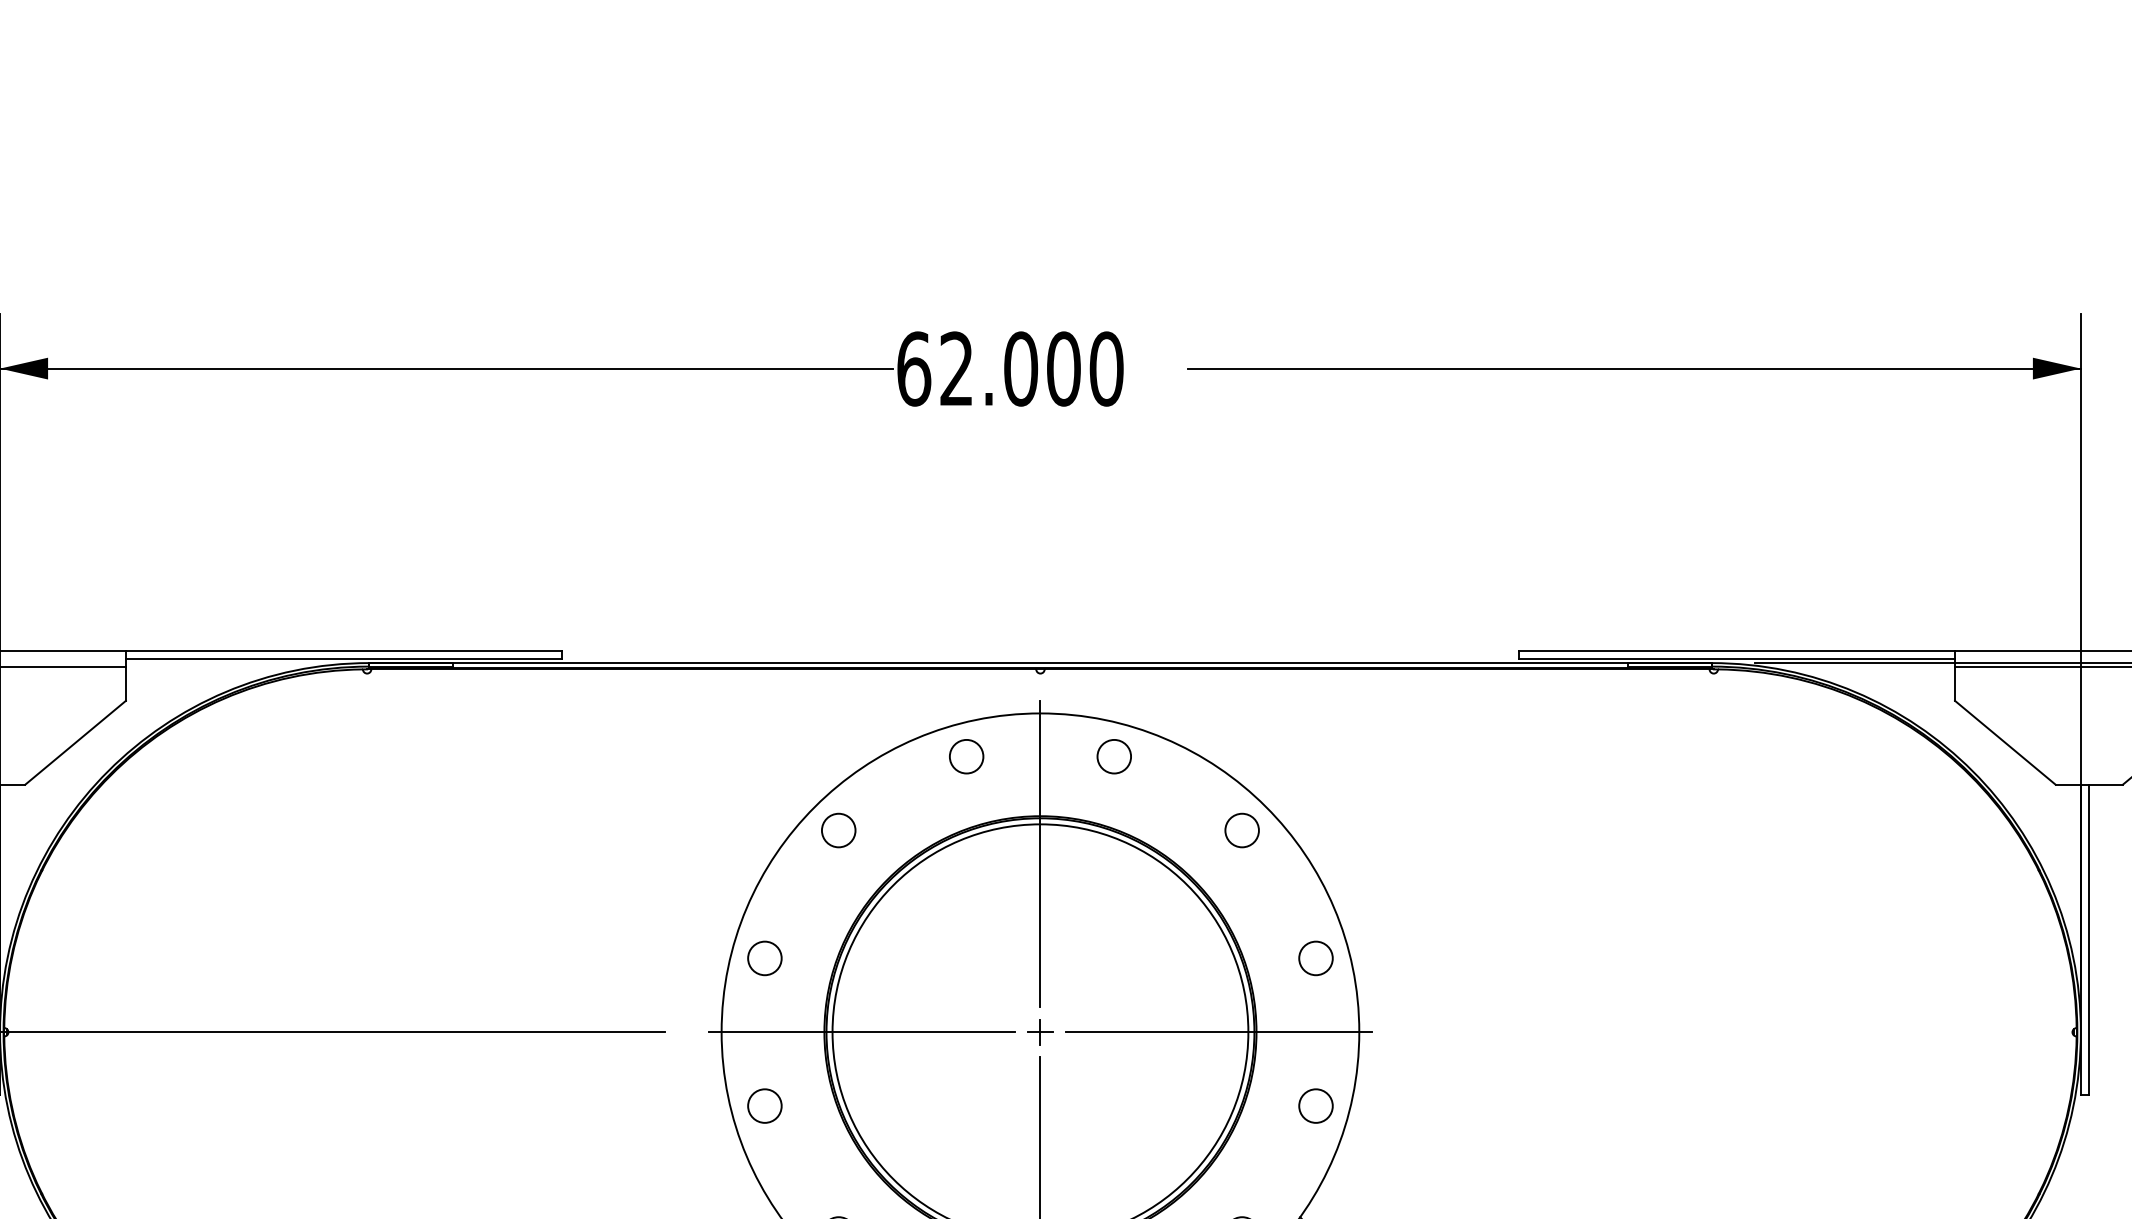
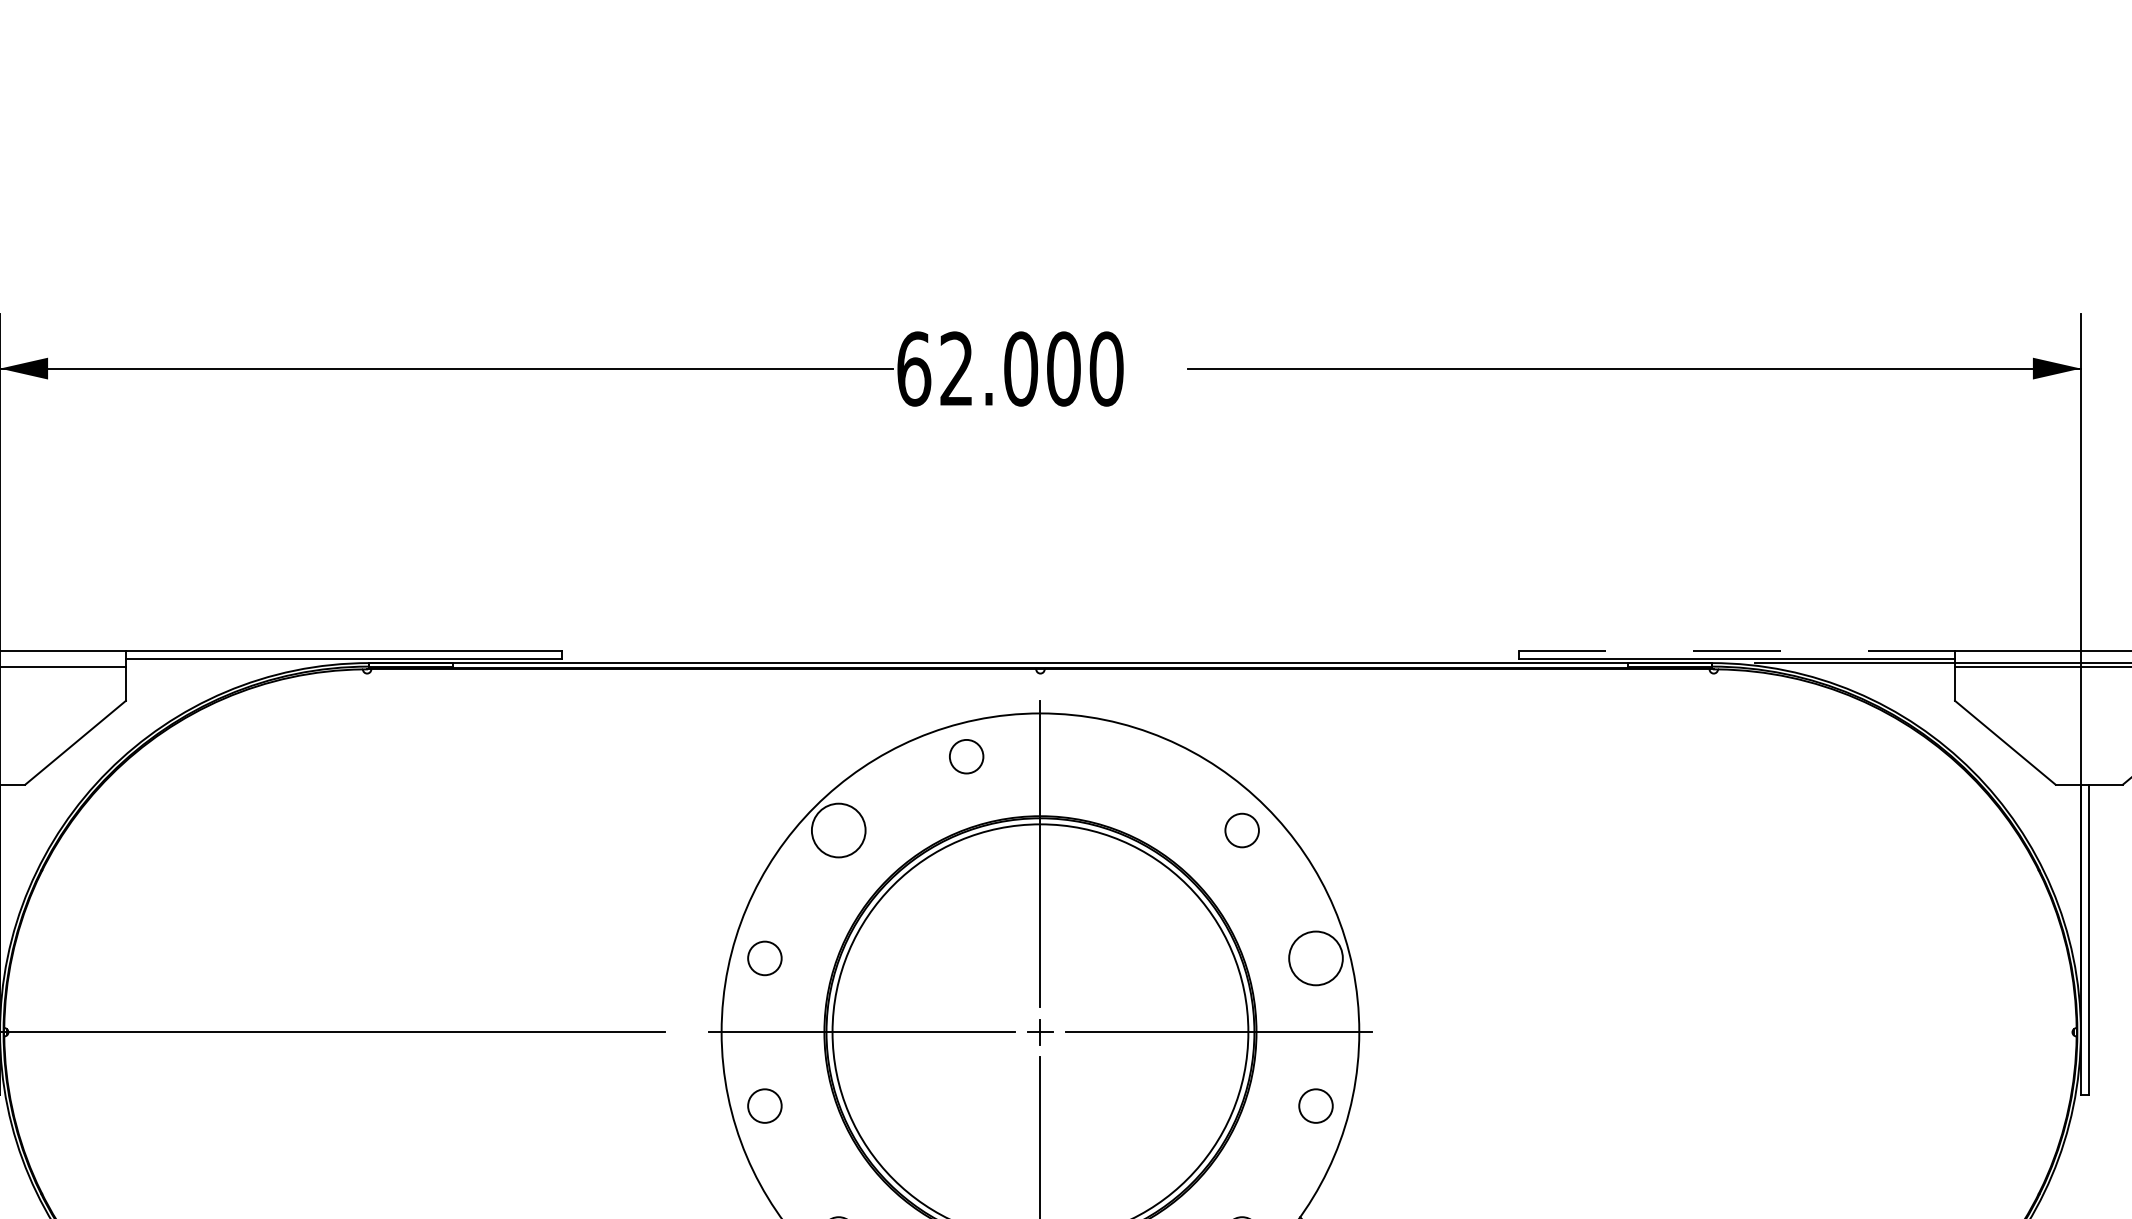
line: solid -> dashed (1737, 650)
circle: present -> none (1113, 756)
circle diameter: 34 px -> 54 px (838, 830)
circle diameter: 34 px -> 54 px (1315, 958)
